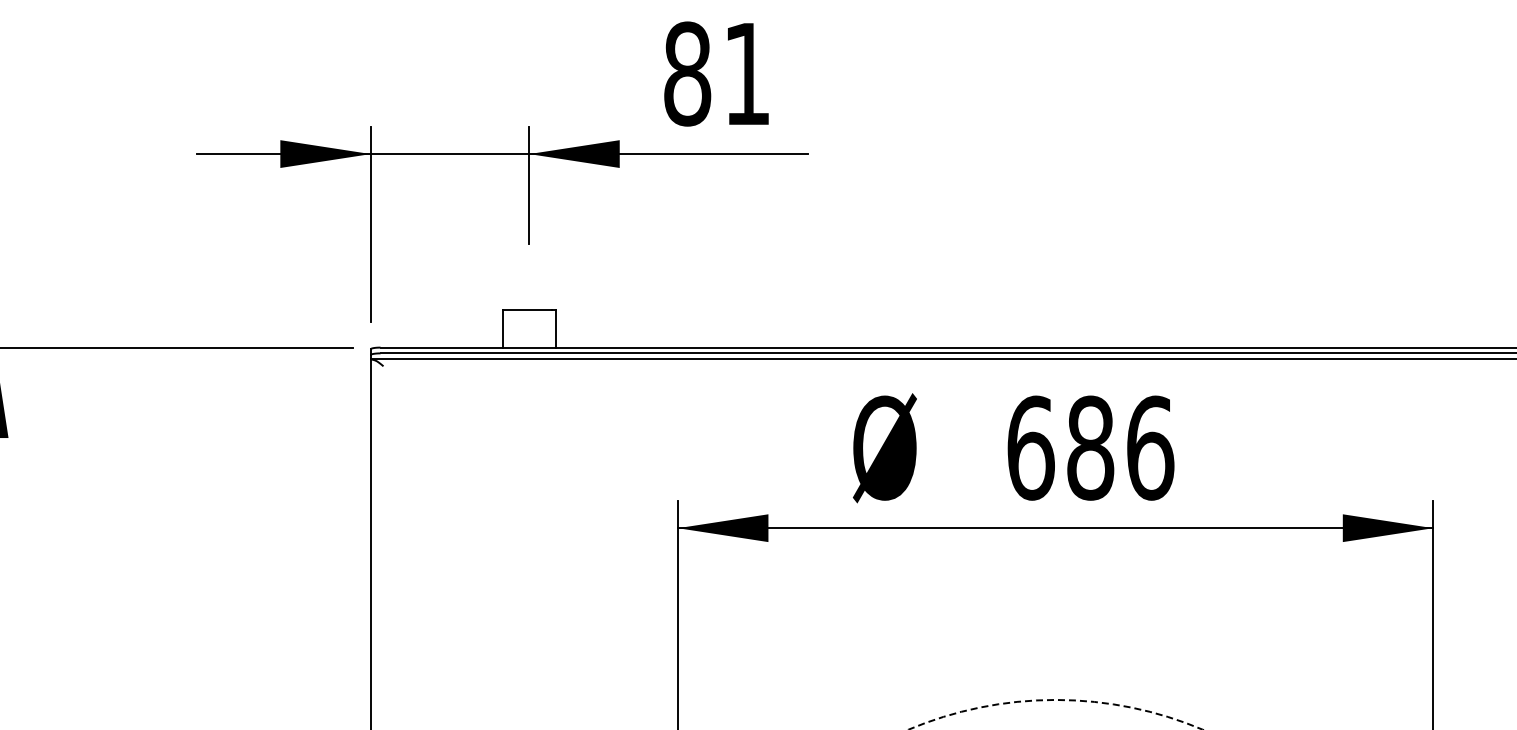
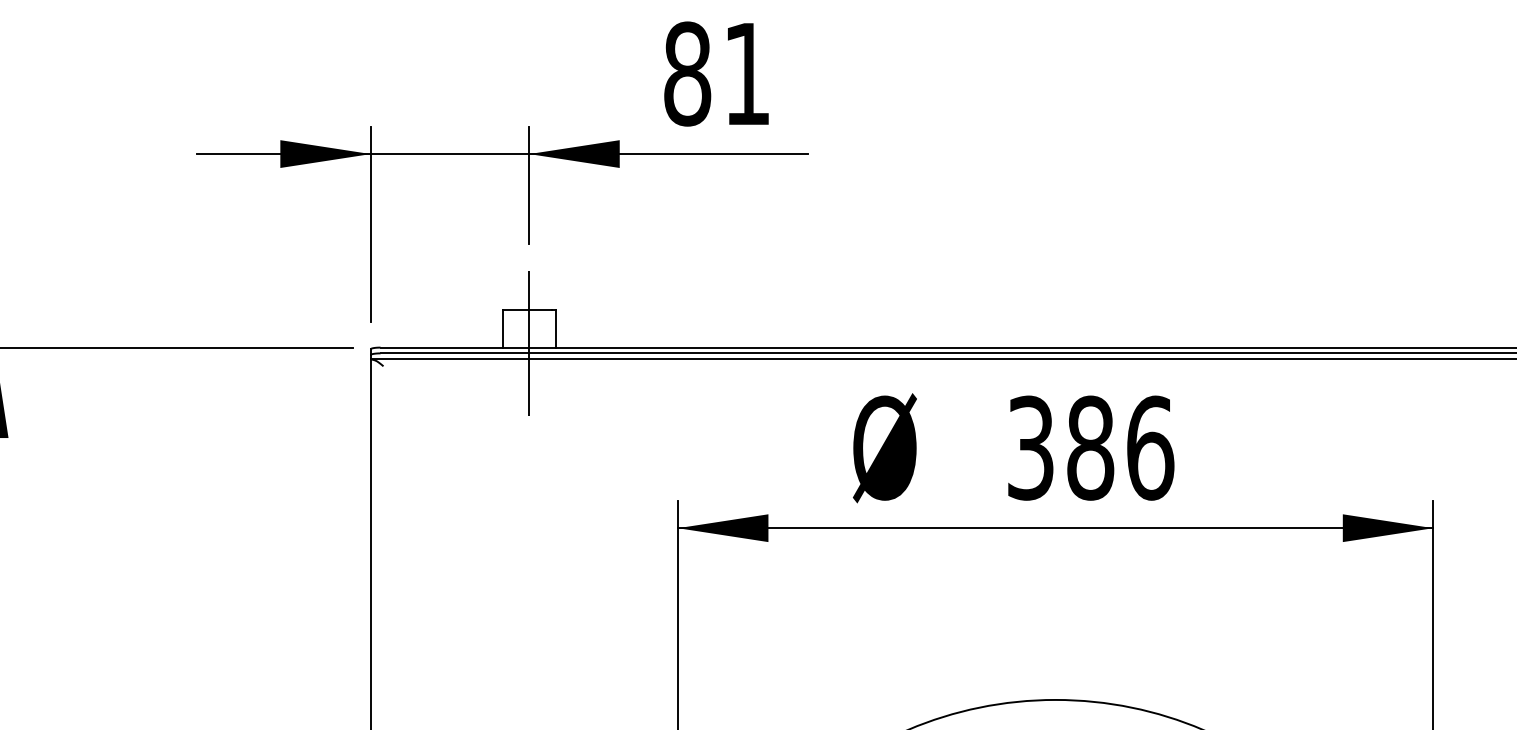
line: none -> present (529, 343)
text: 686 -> 386 (1030, 447)
circle: dashed -> solid (1055, 714)
